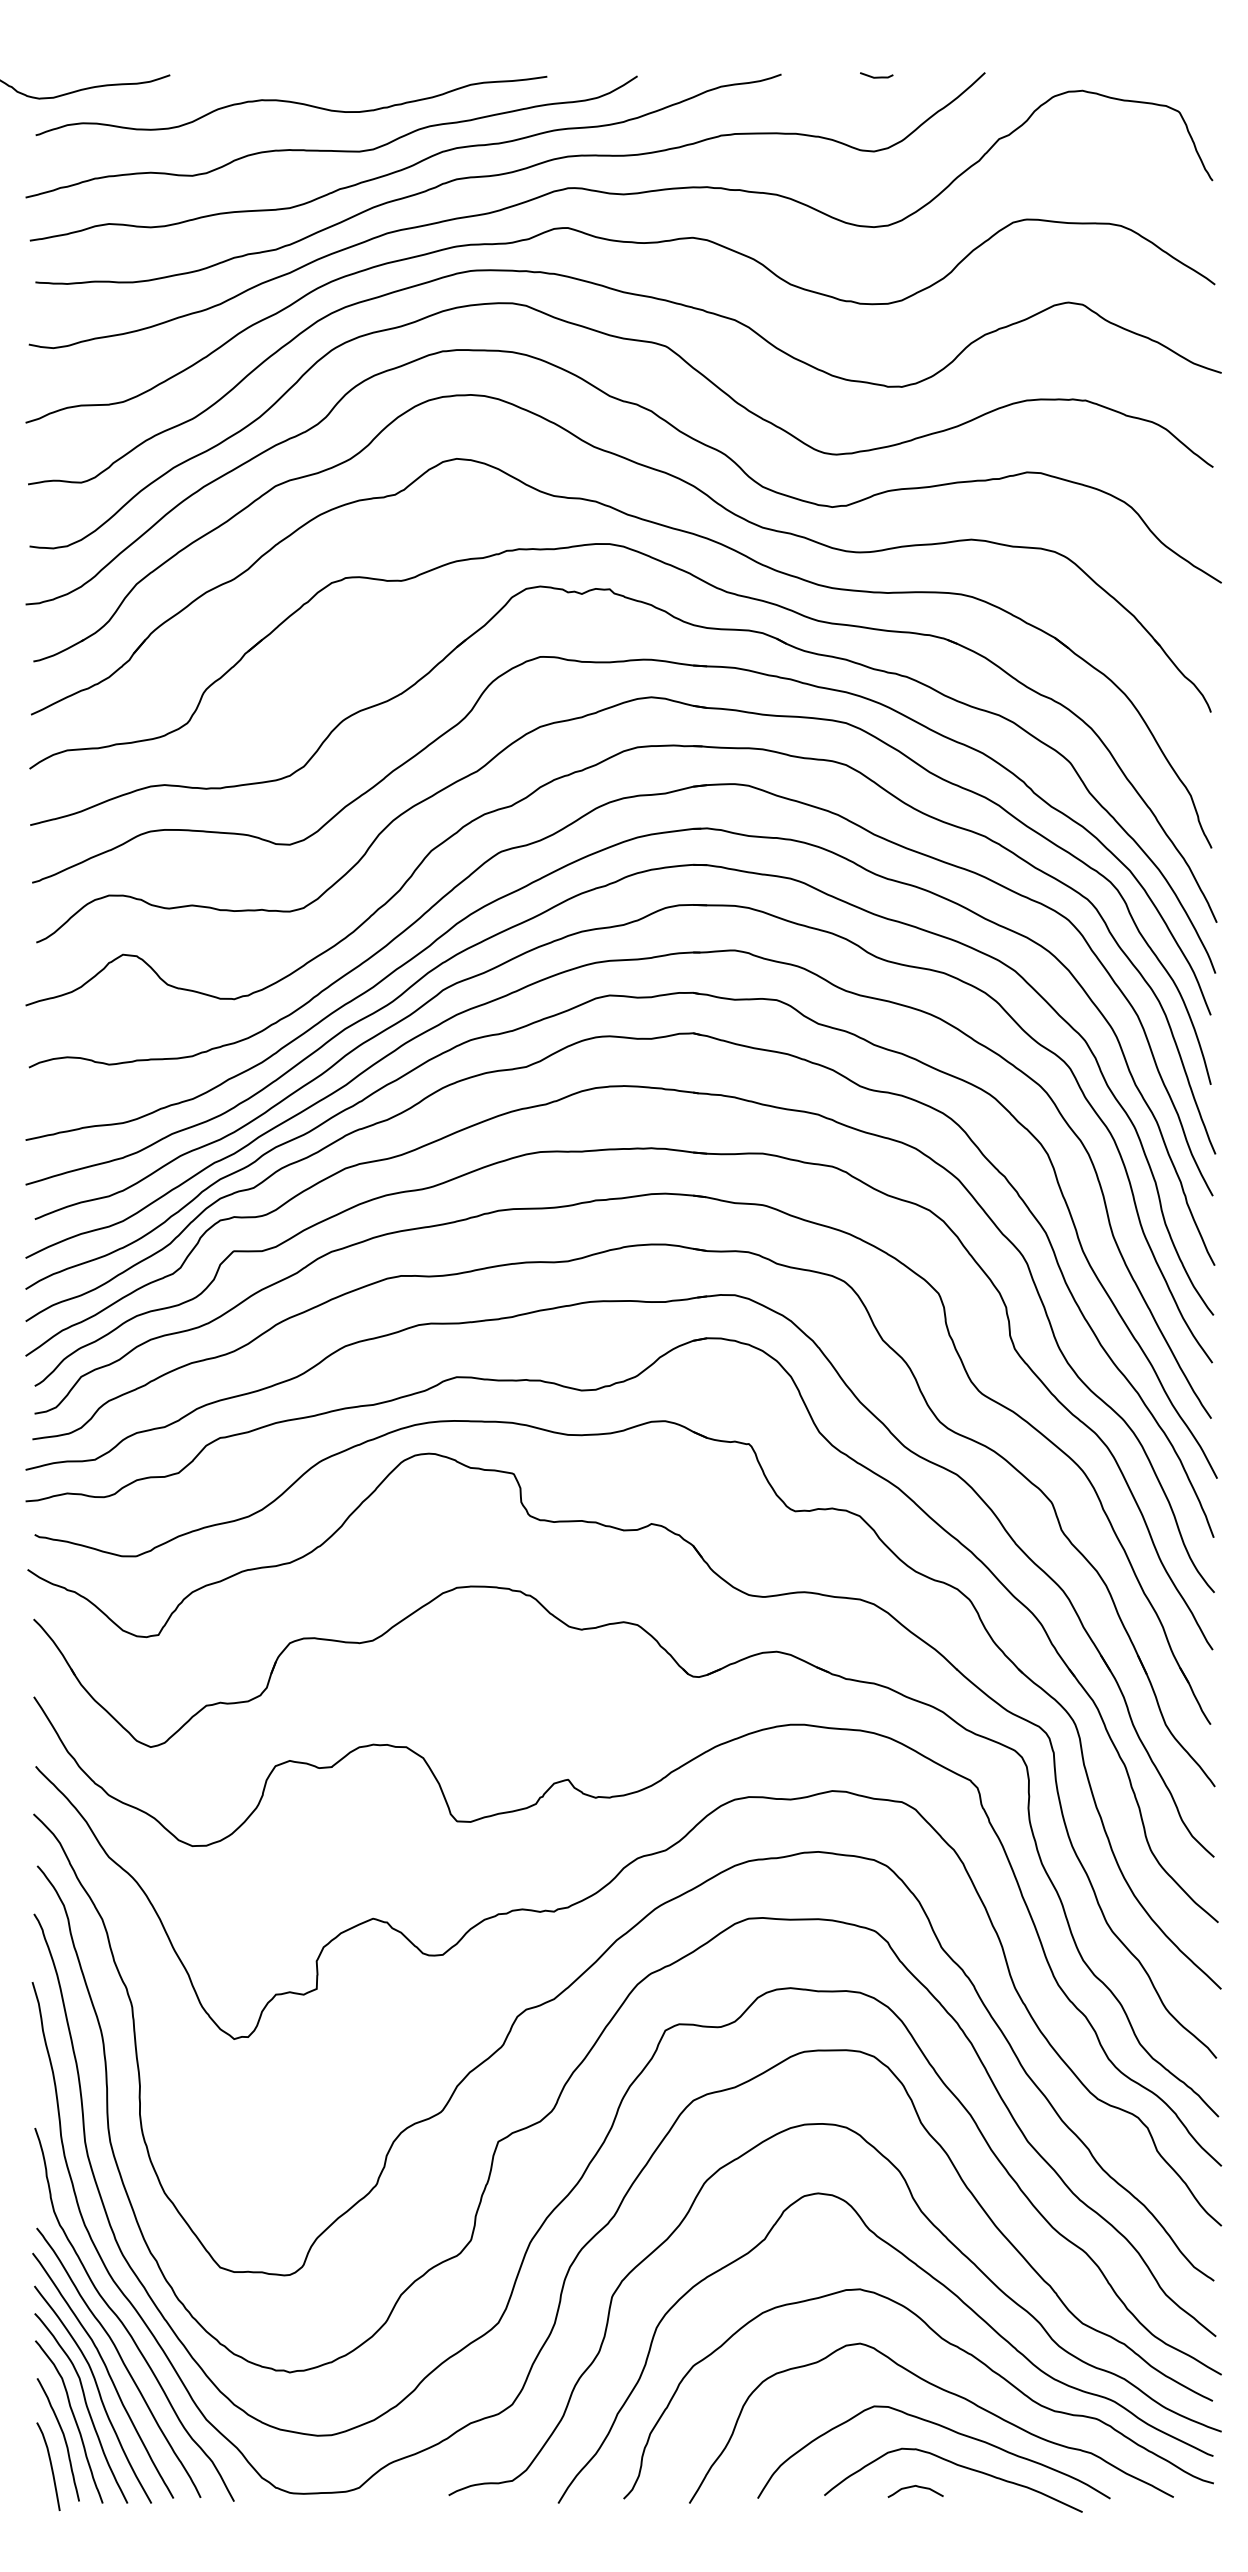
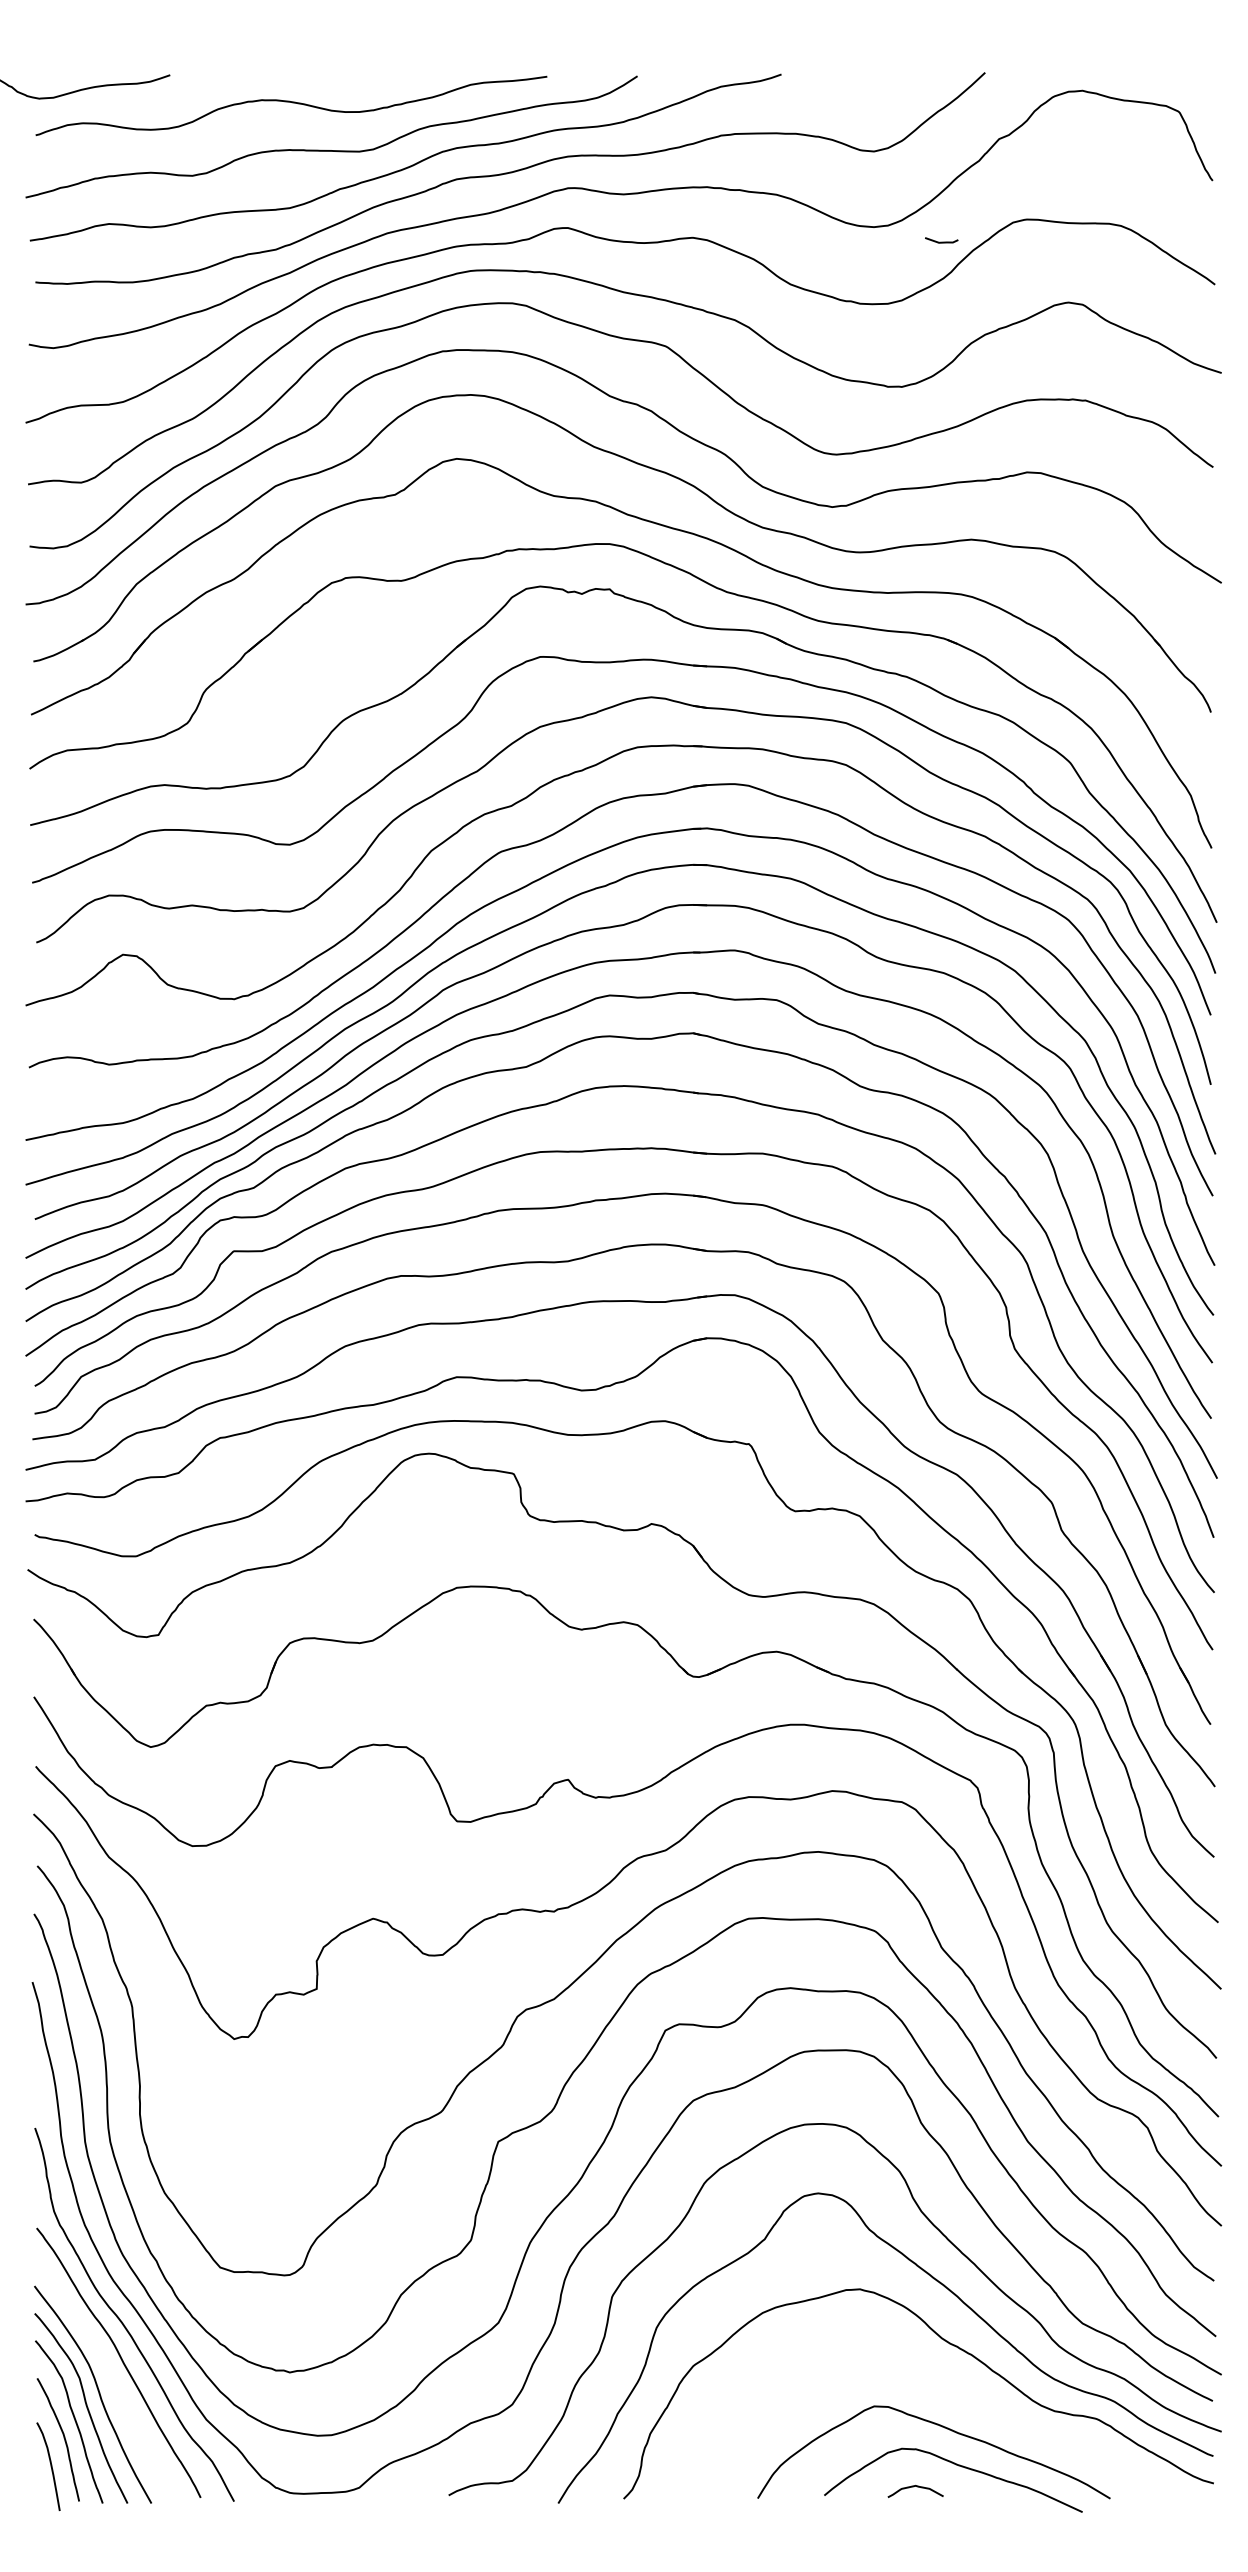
line position: (876, 76) -> (941, 241) (941, 241)
curve: present -> none (107, 2373)
curve: present -> none (946, 2392)
